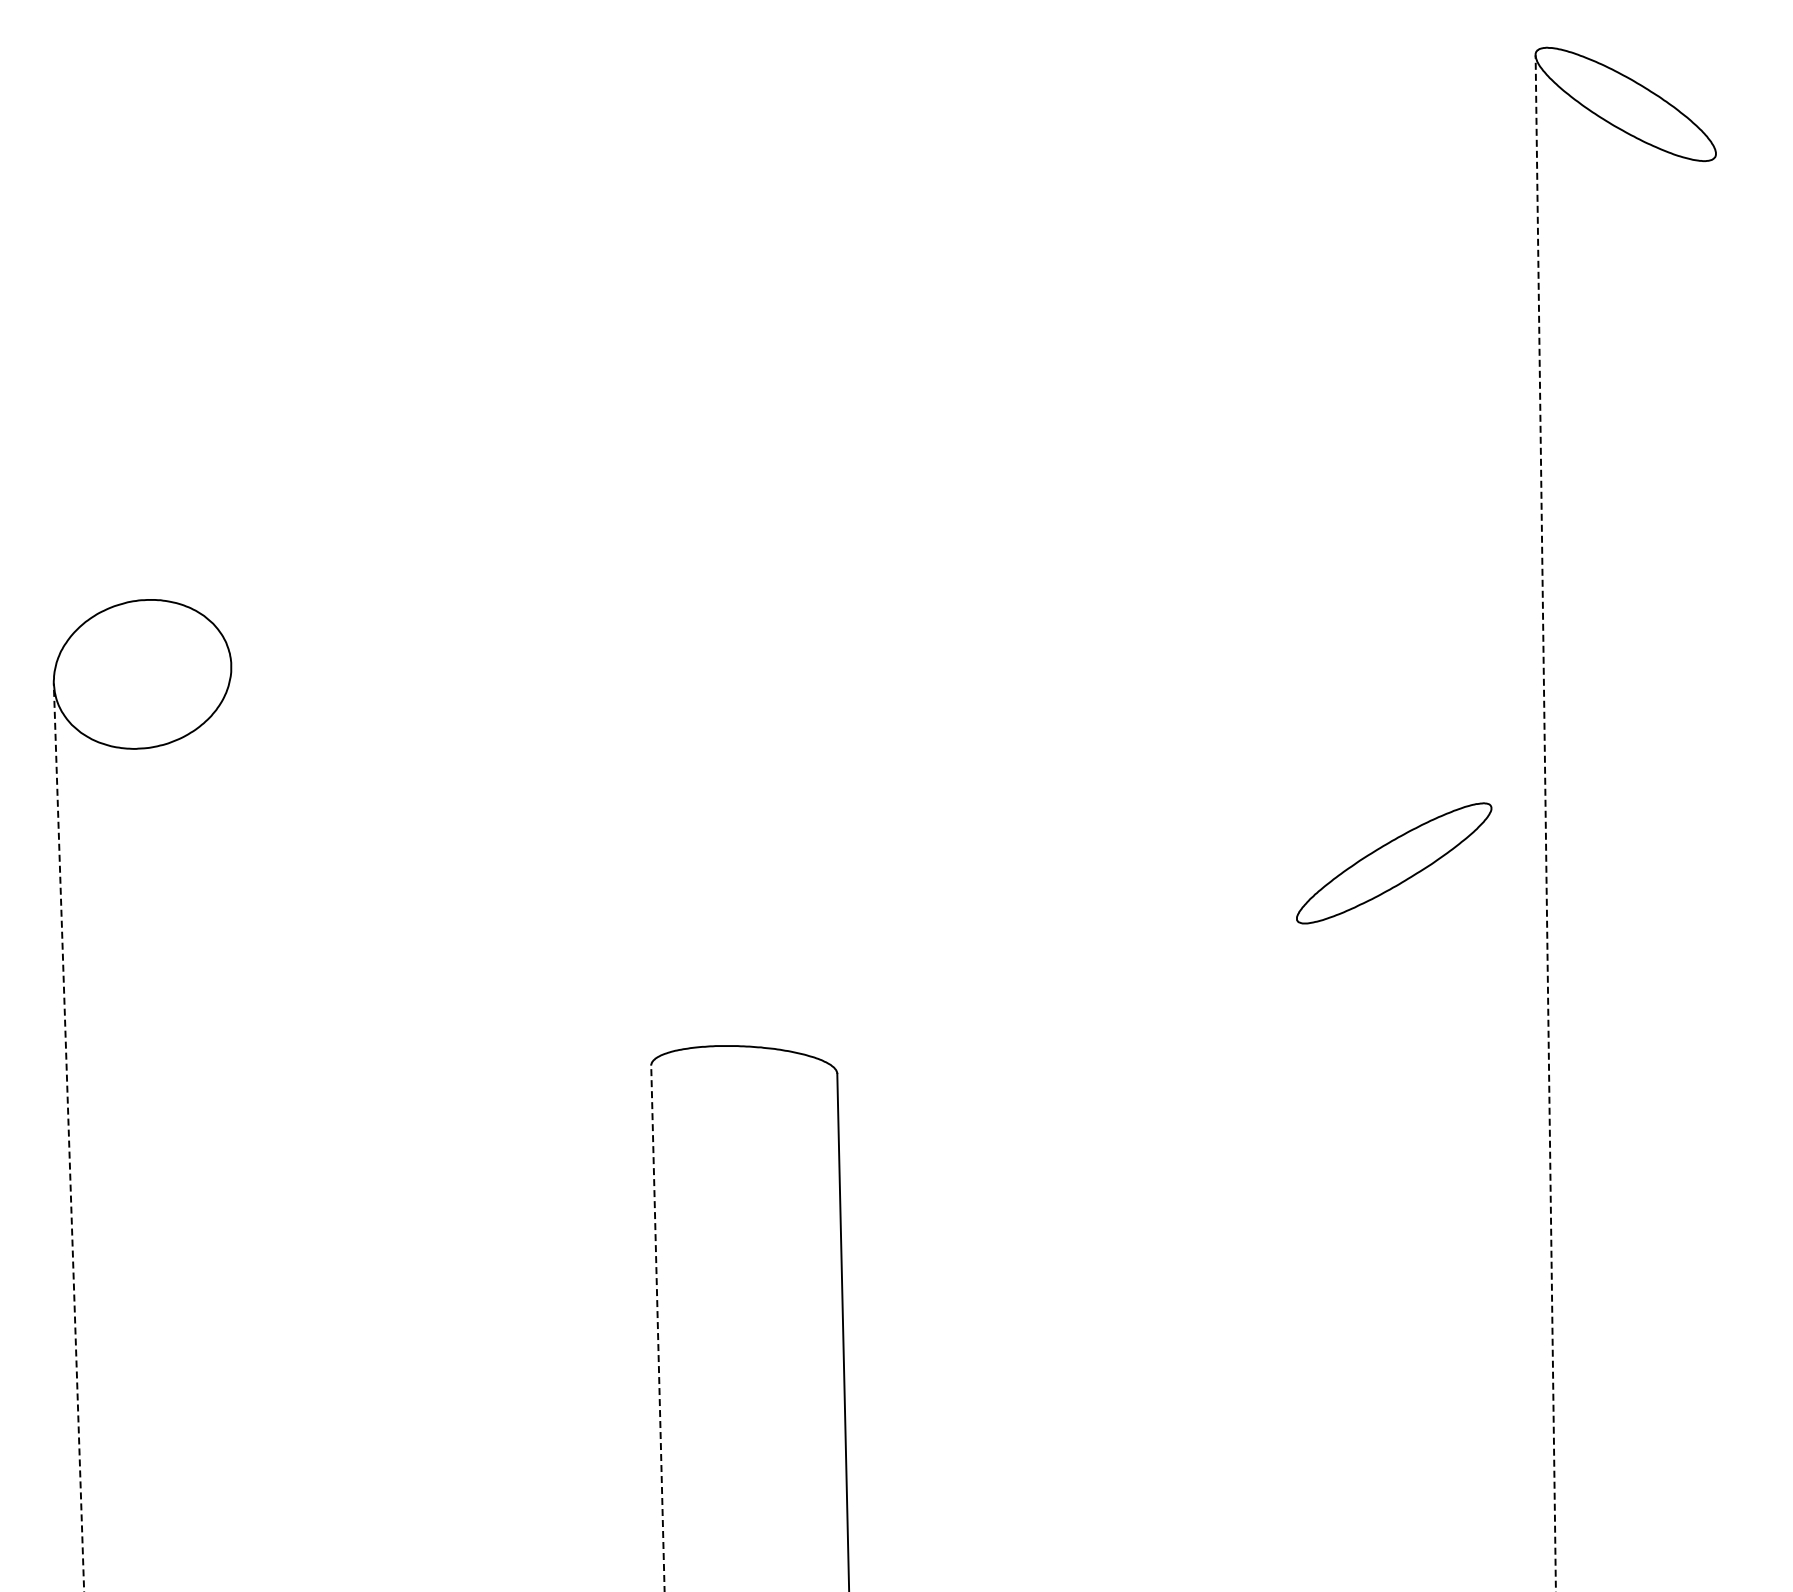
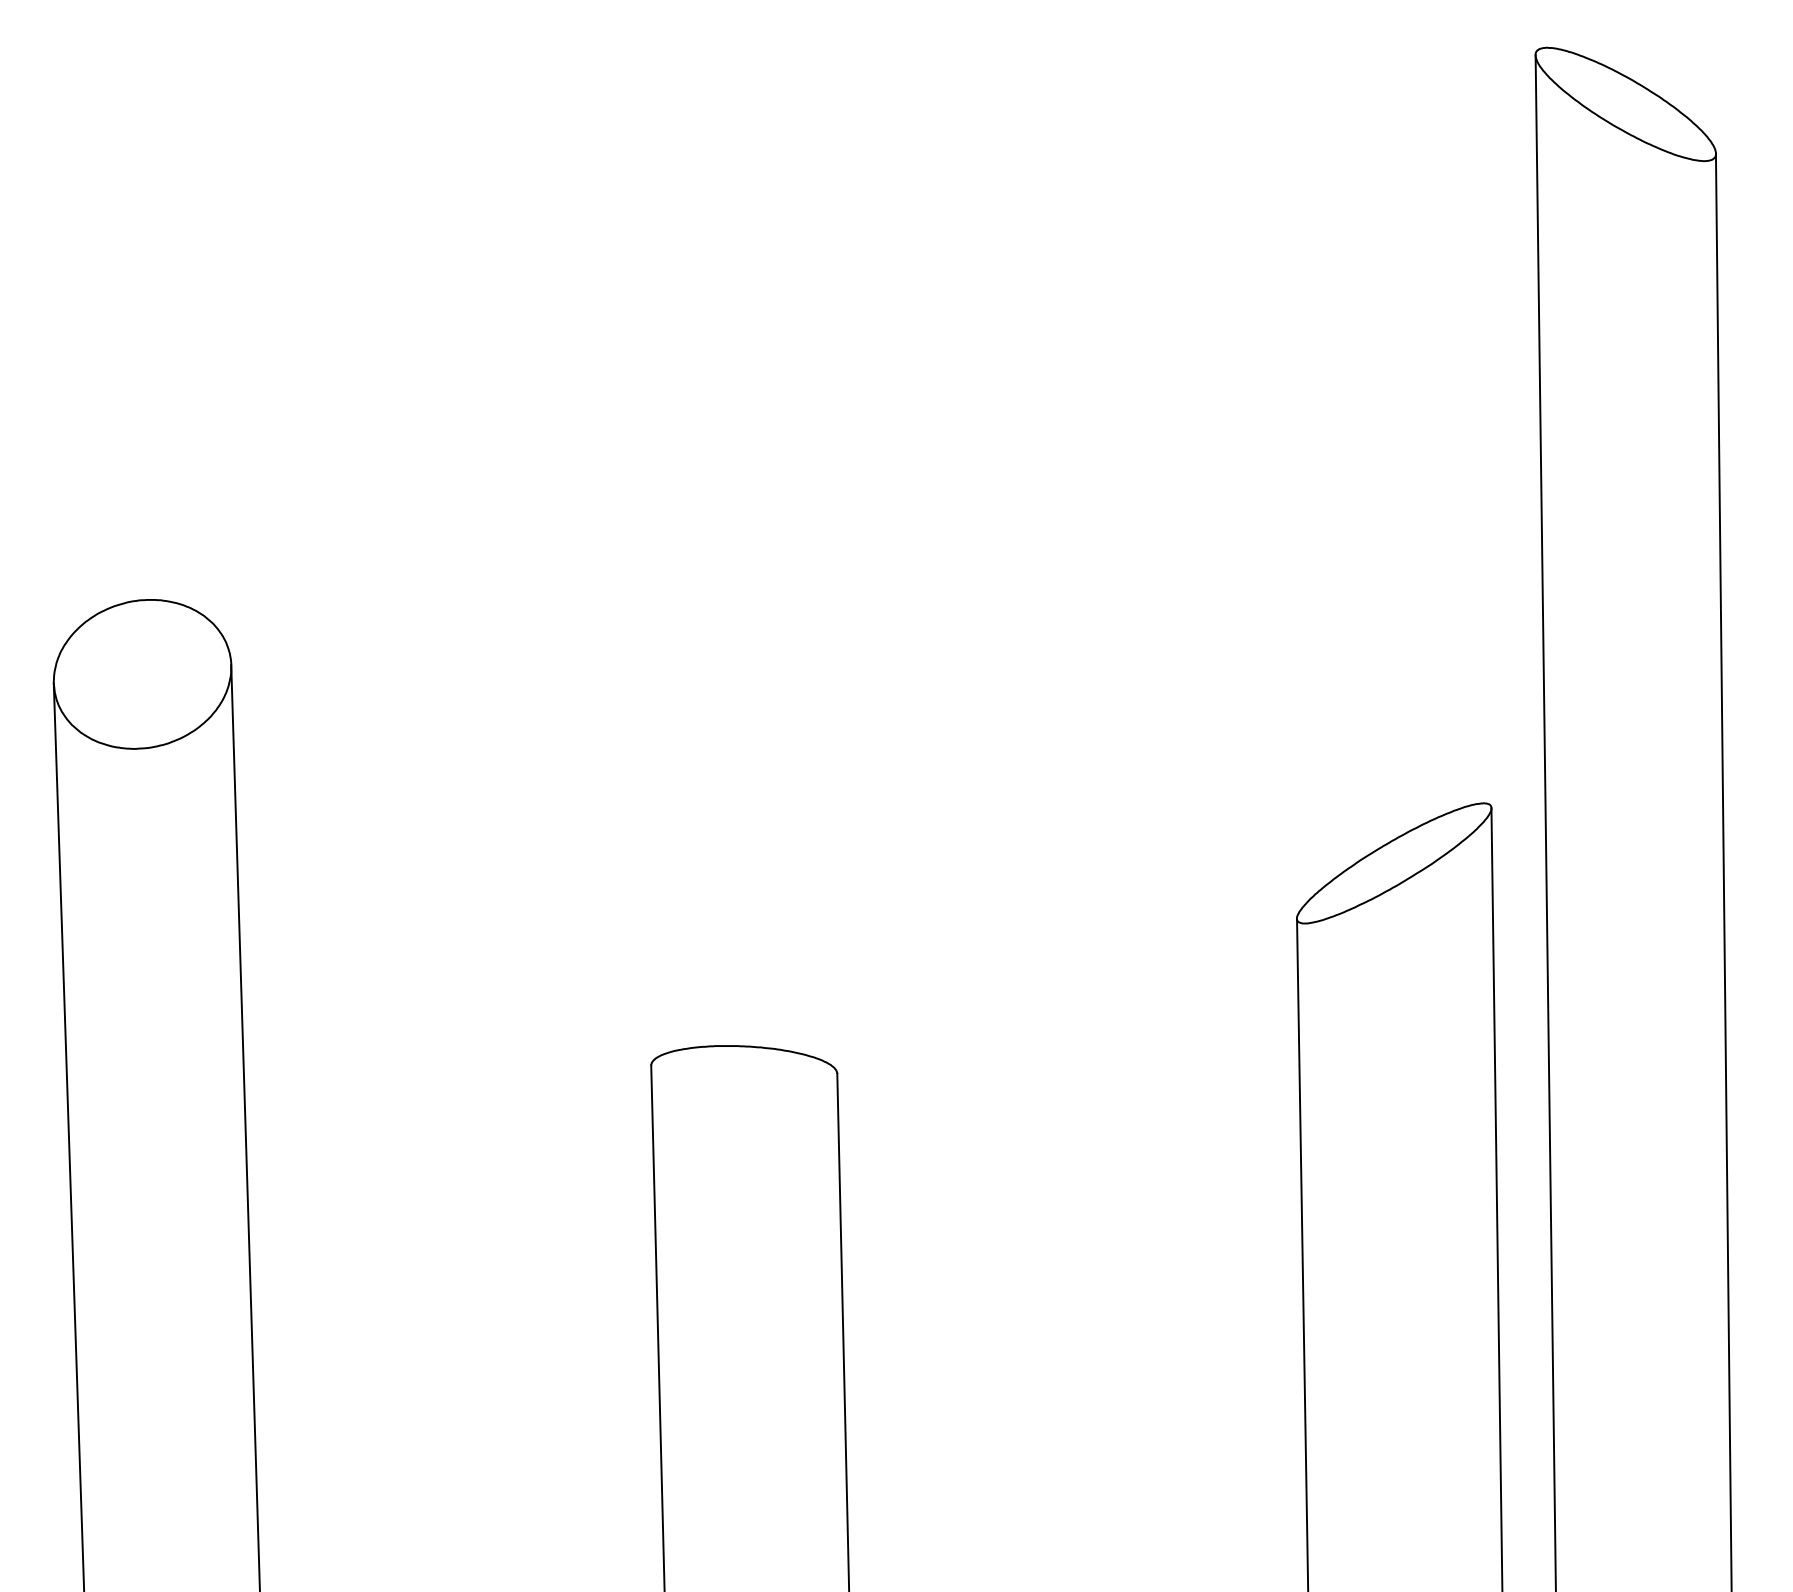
line: dashed -> solid (1545, 823)
line: none -> present (1723, 870)
line: none -> present (245, 1126)
line: dashed -> solid (68, 1137)
line: none -> present (1496, 1198)
line: none -> present (1302, 1253)
line: dashed -> solid (657, 1328)
